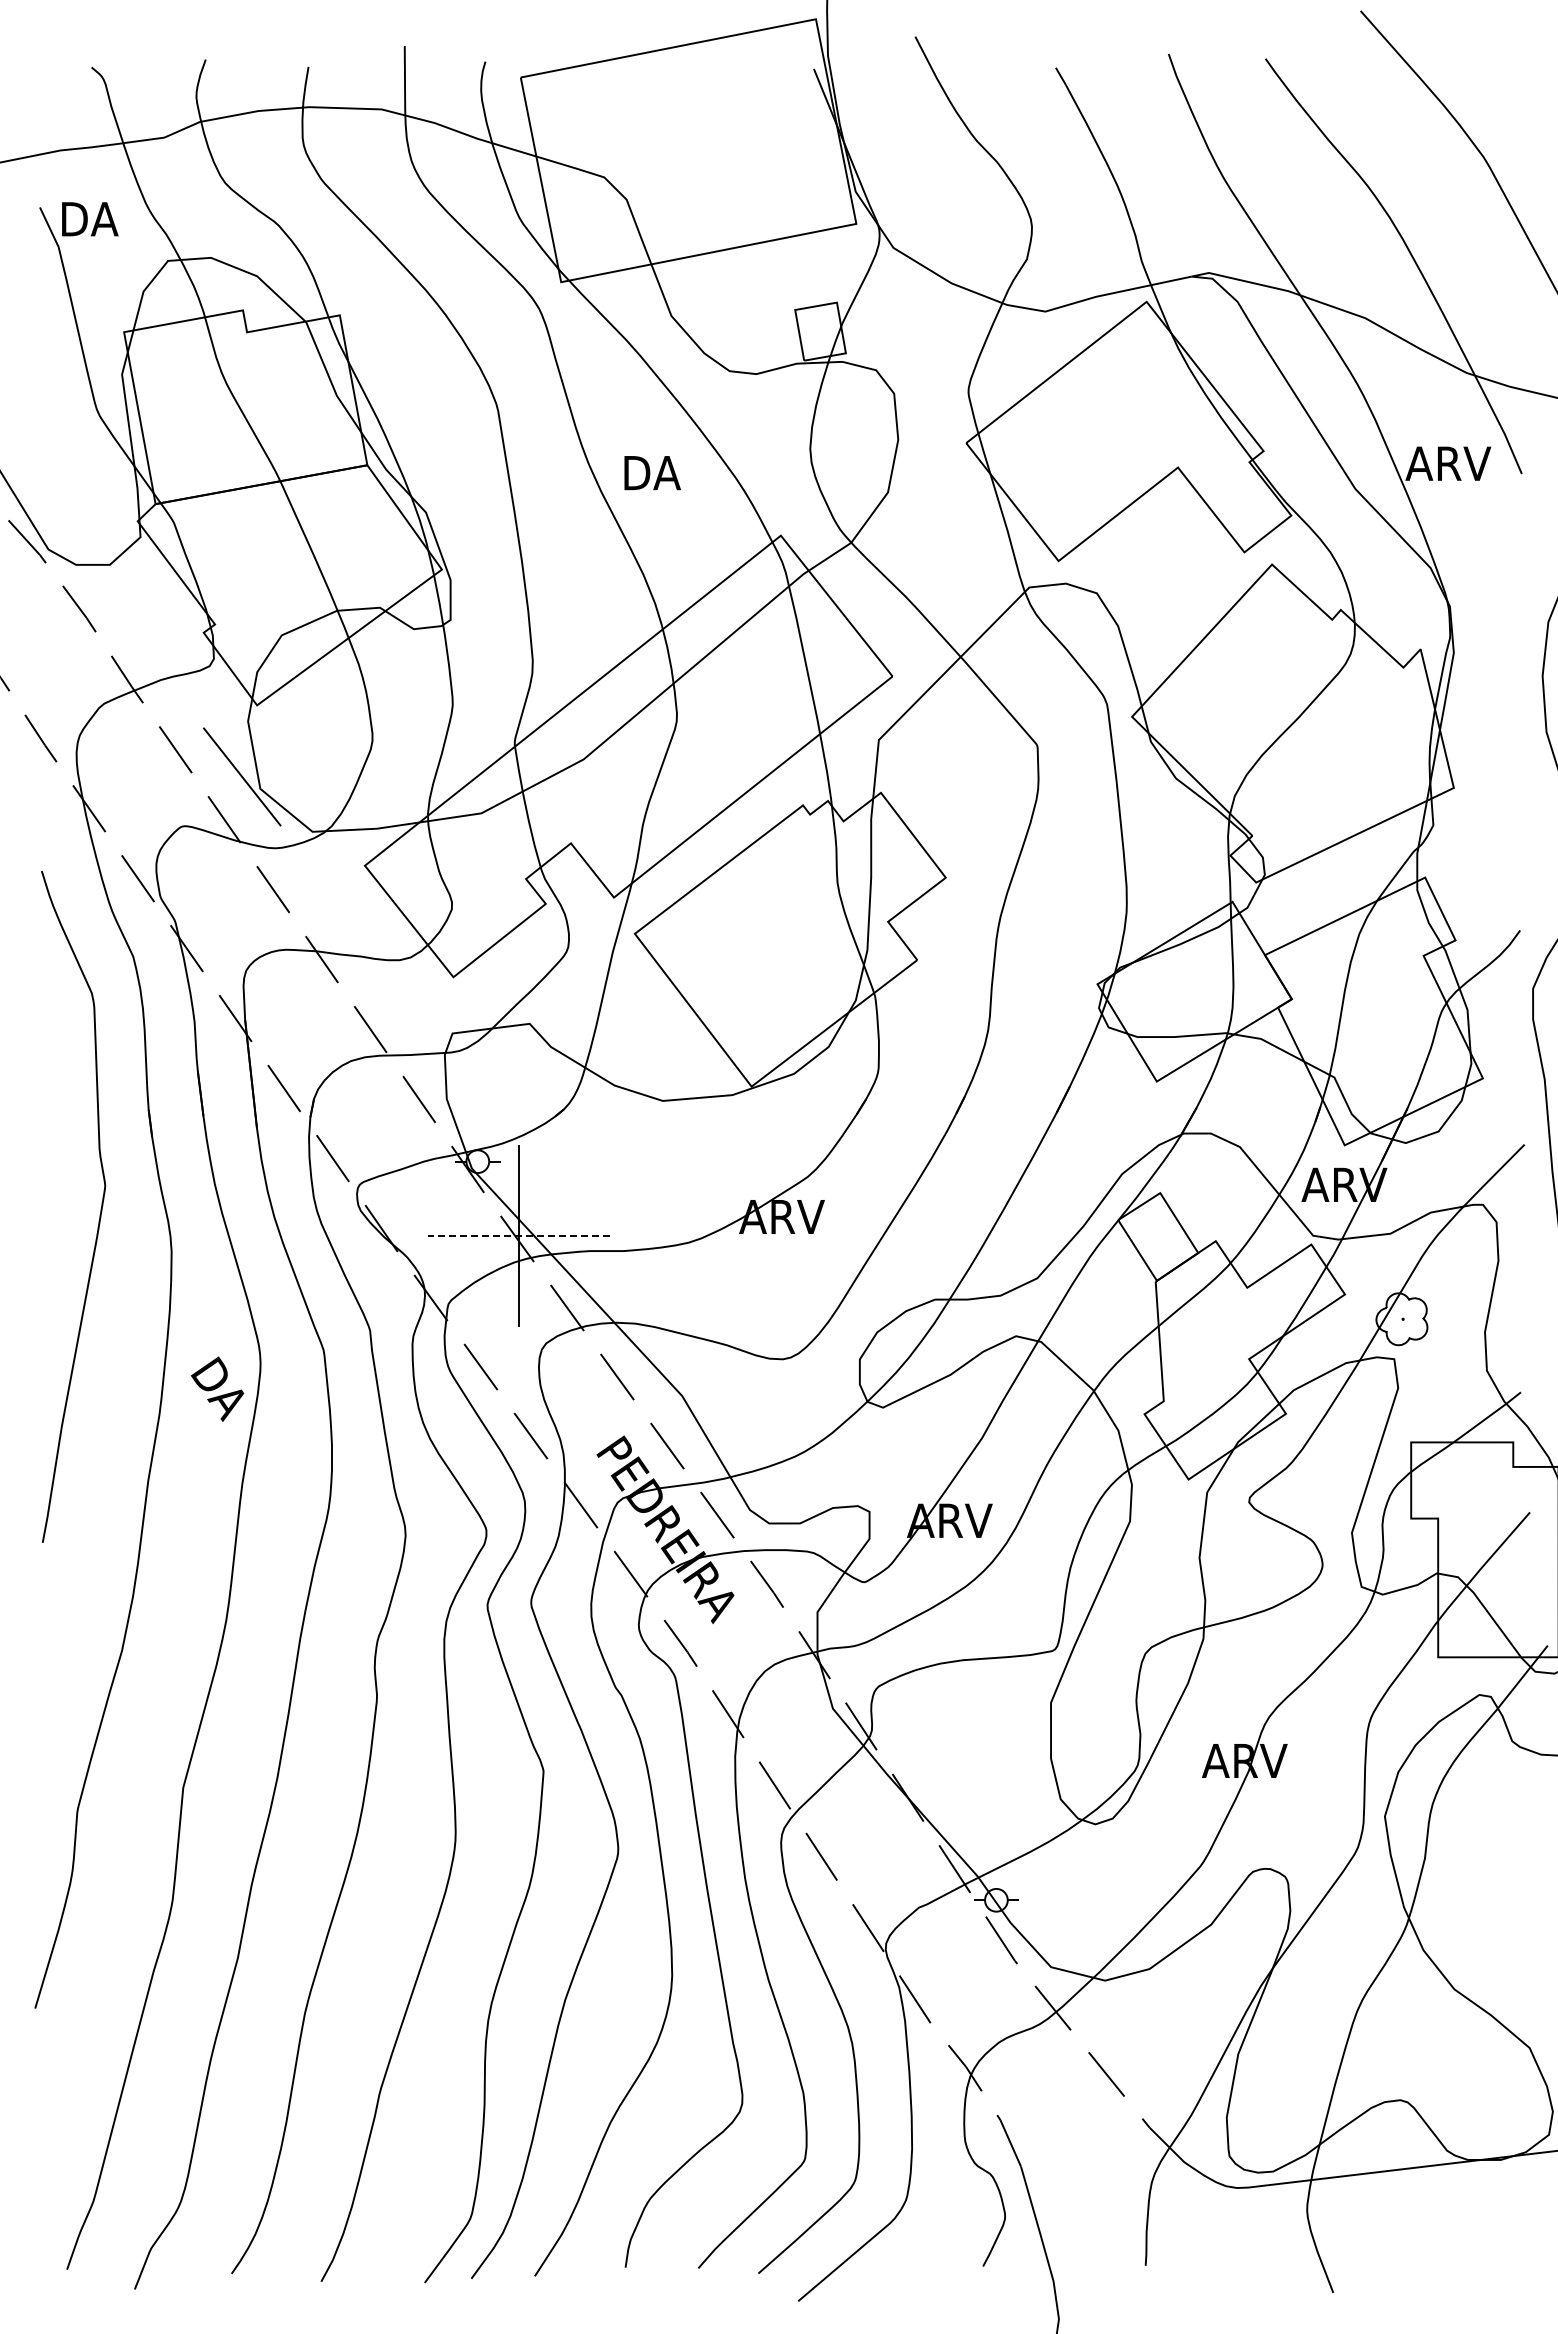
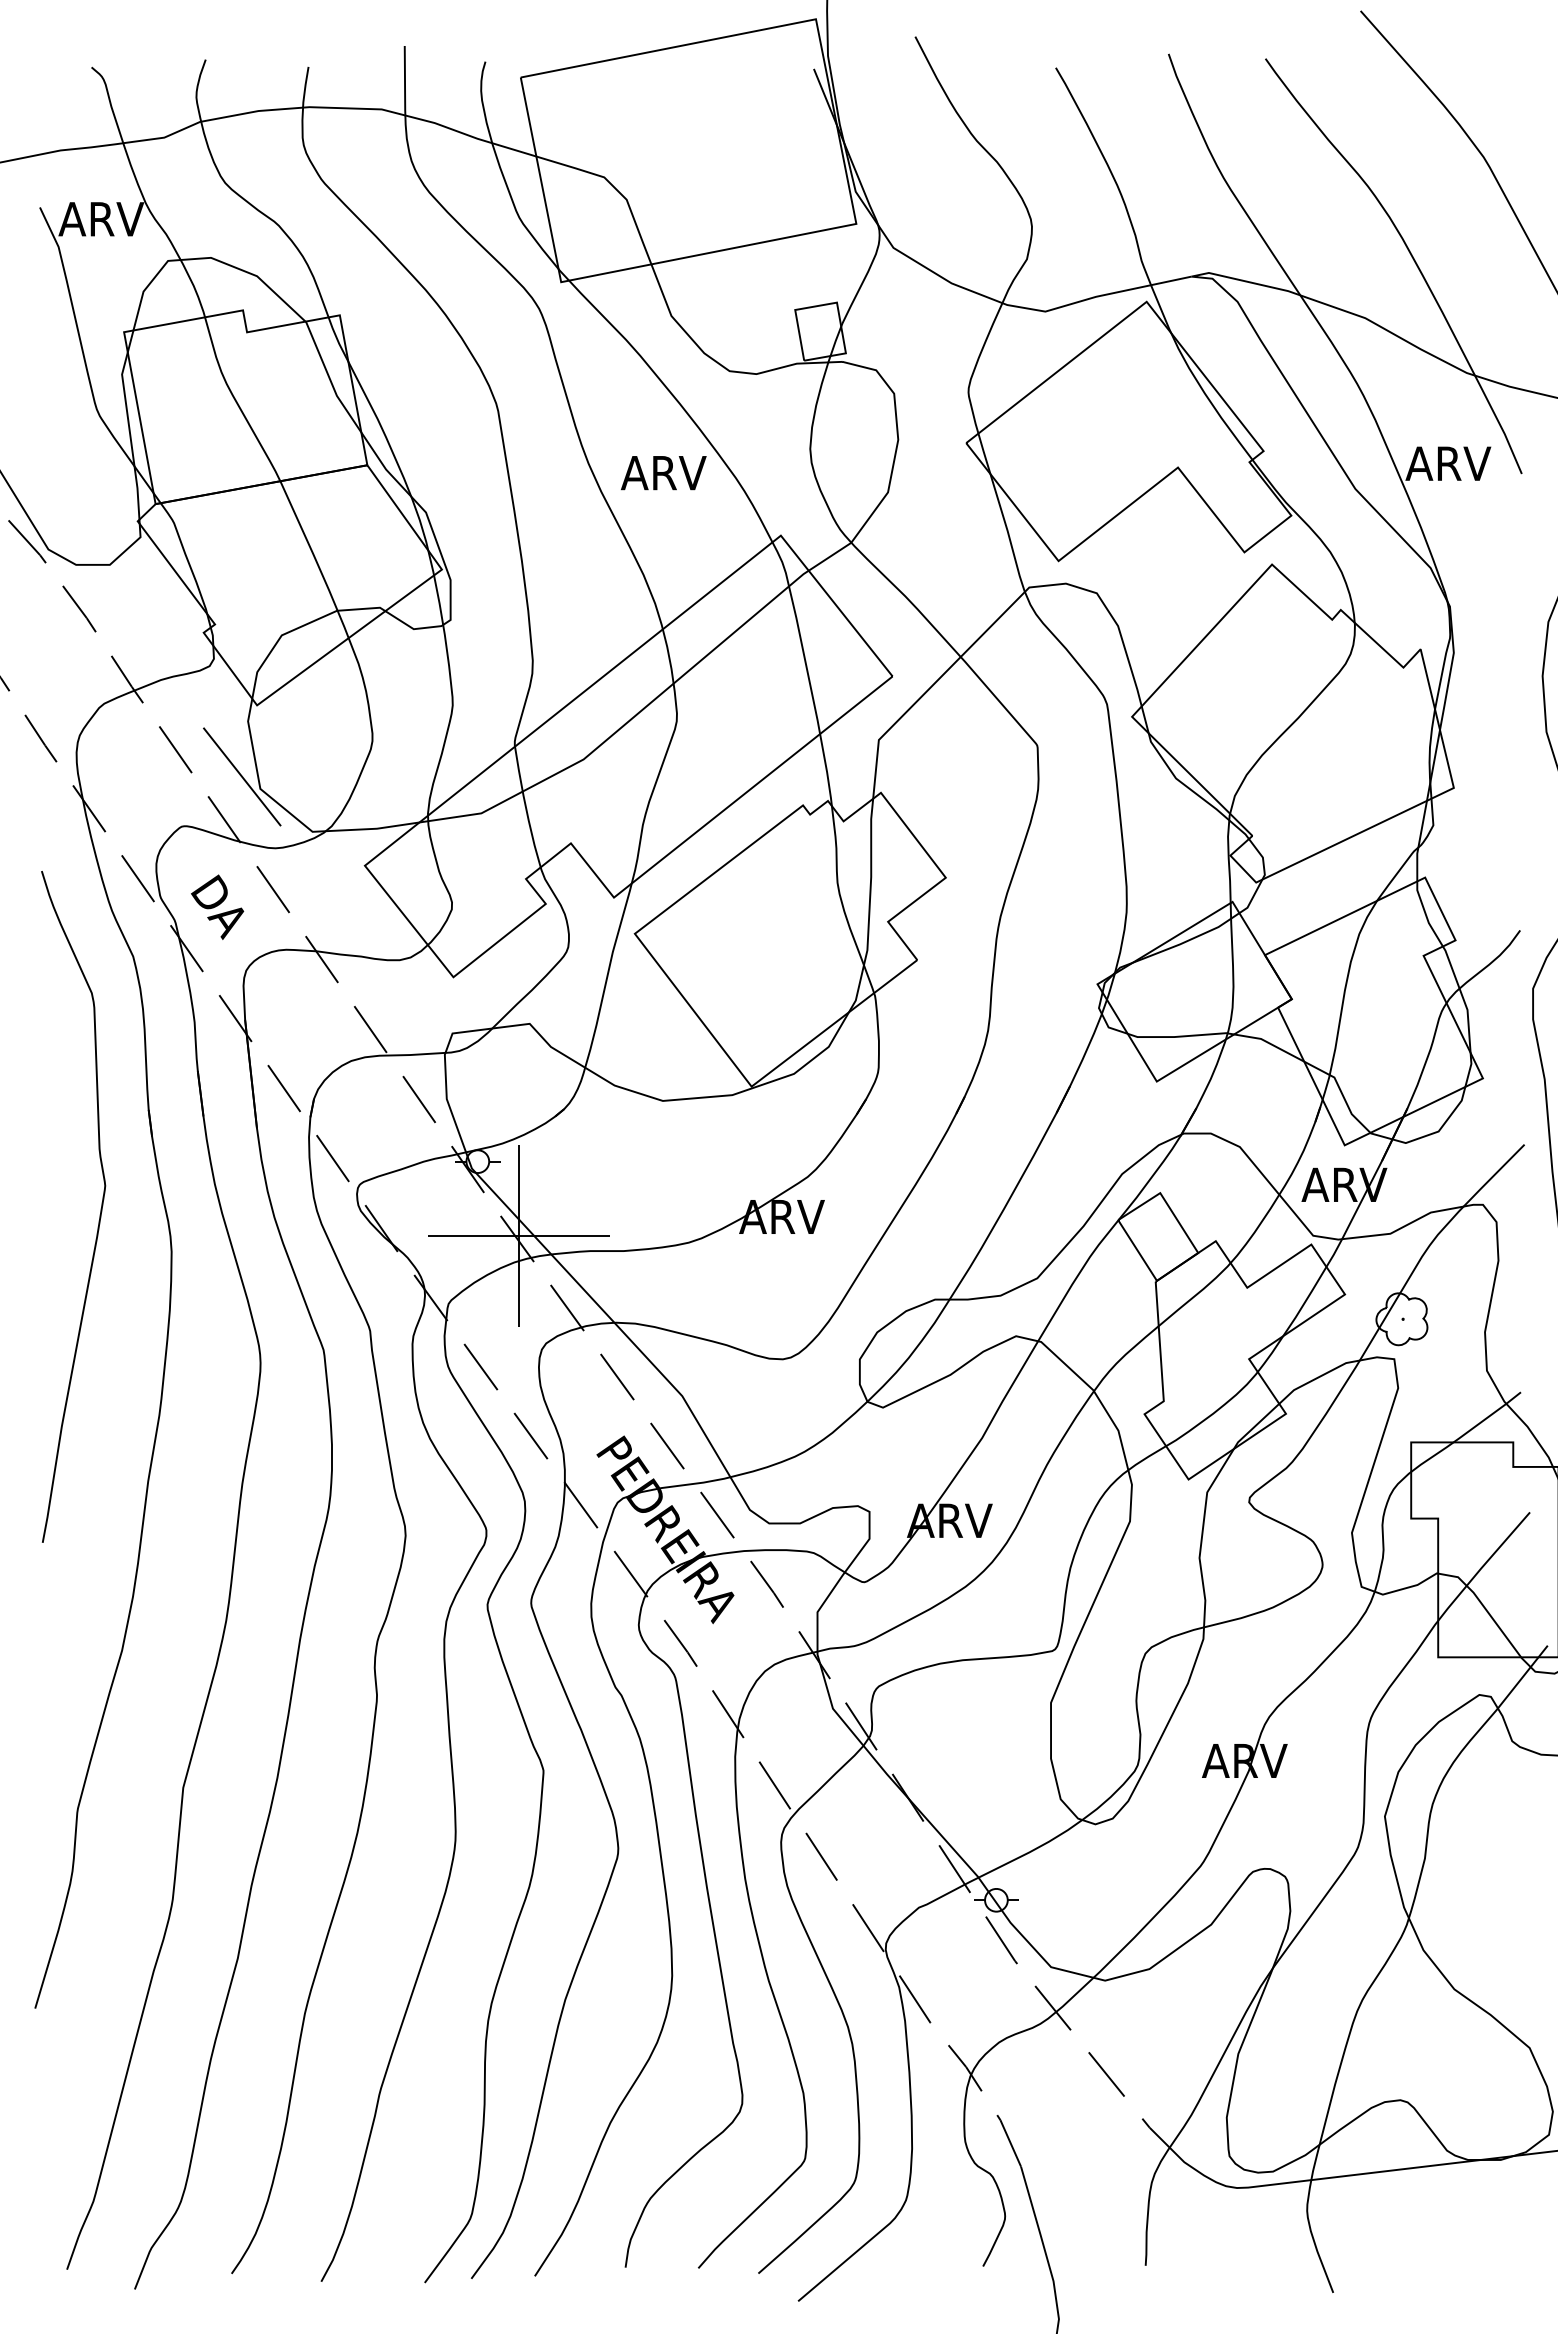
text: DA -> ARV (101, 219)
text: DA -> ARV (663, 473)
line: dashed -> solid (518, 1235)
text position: (217, 1388) -> (217, 906) (217, 906)
